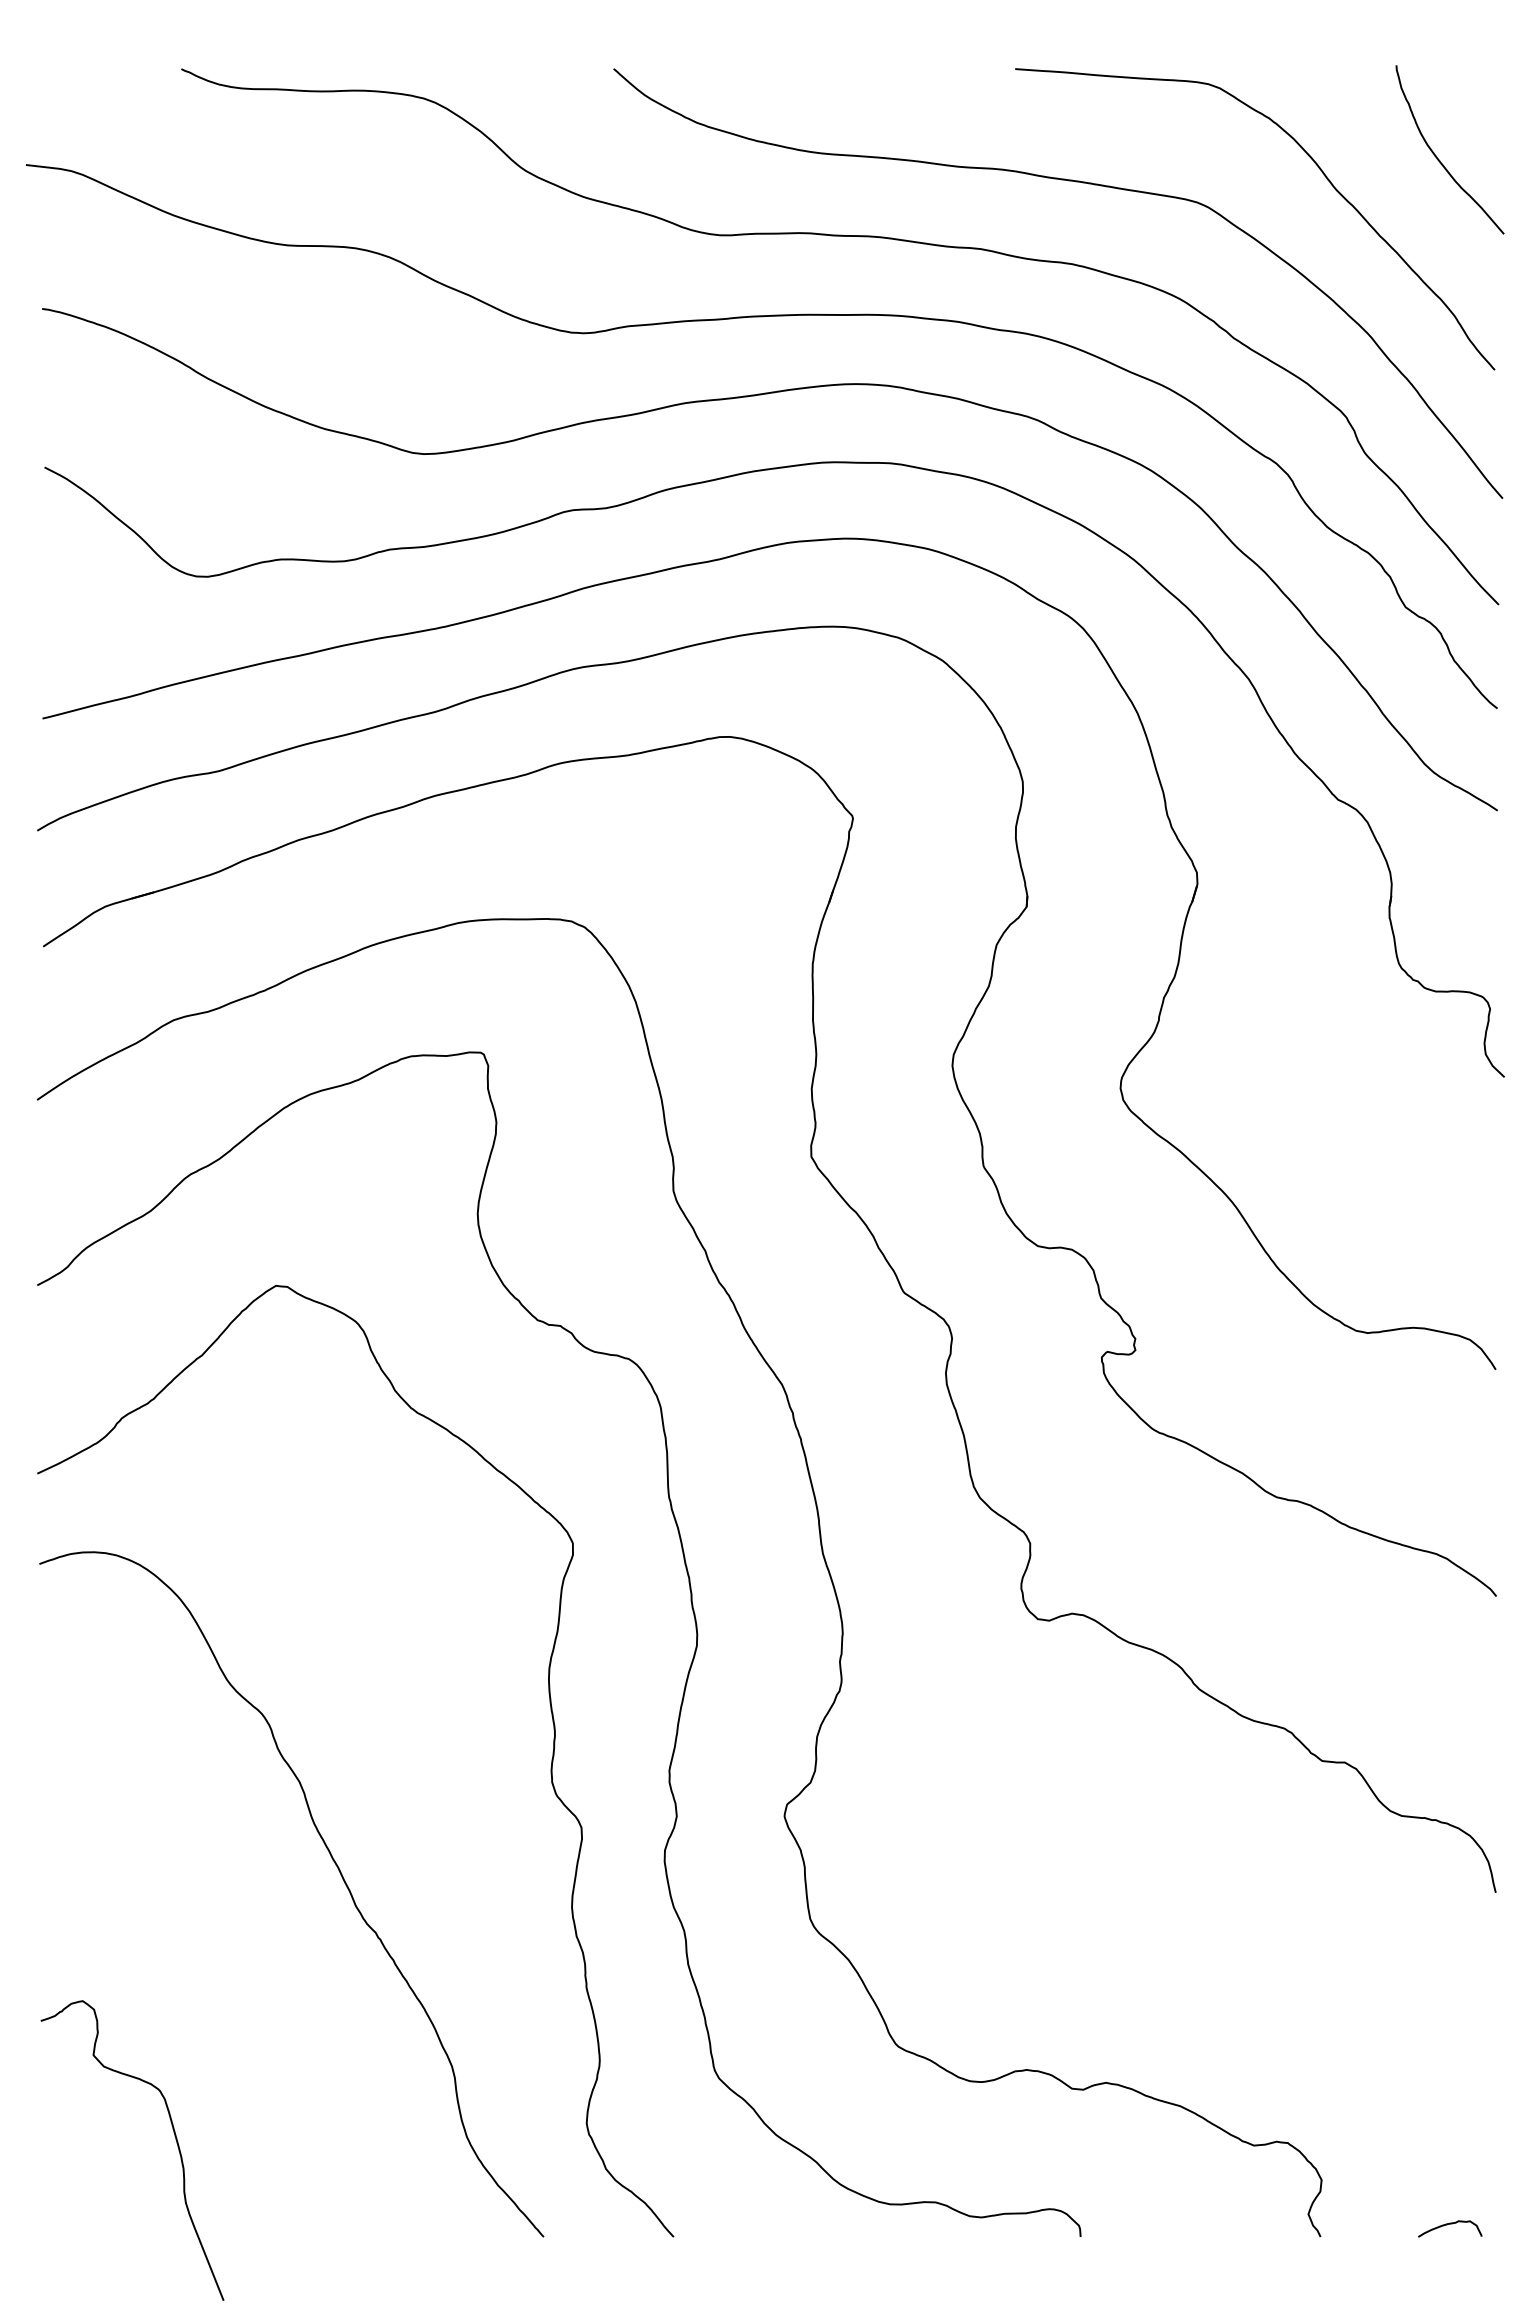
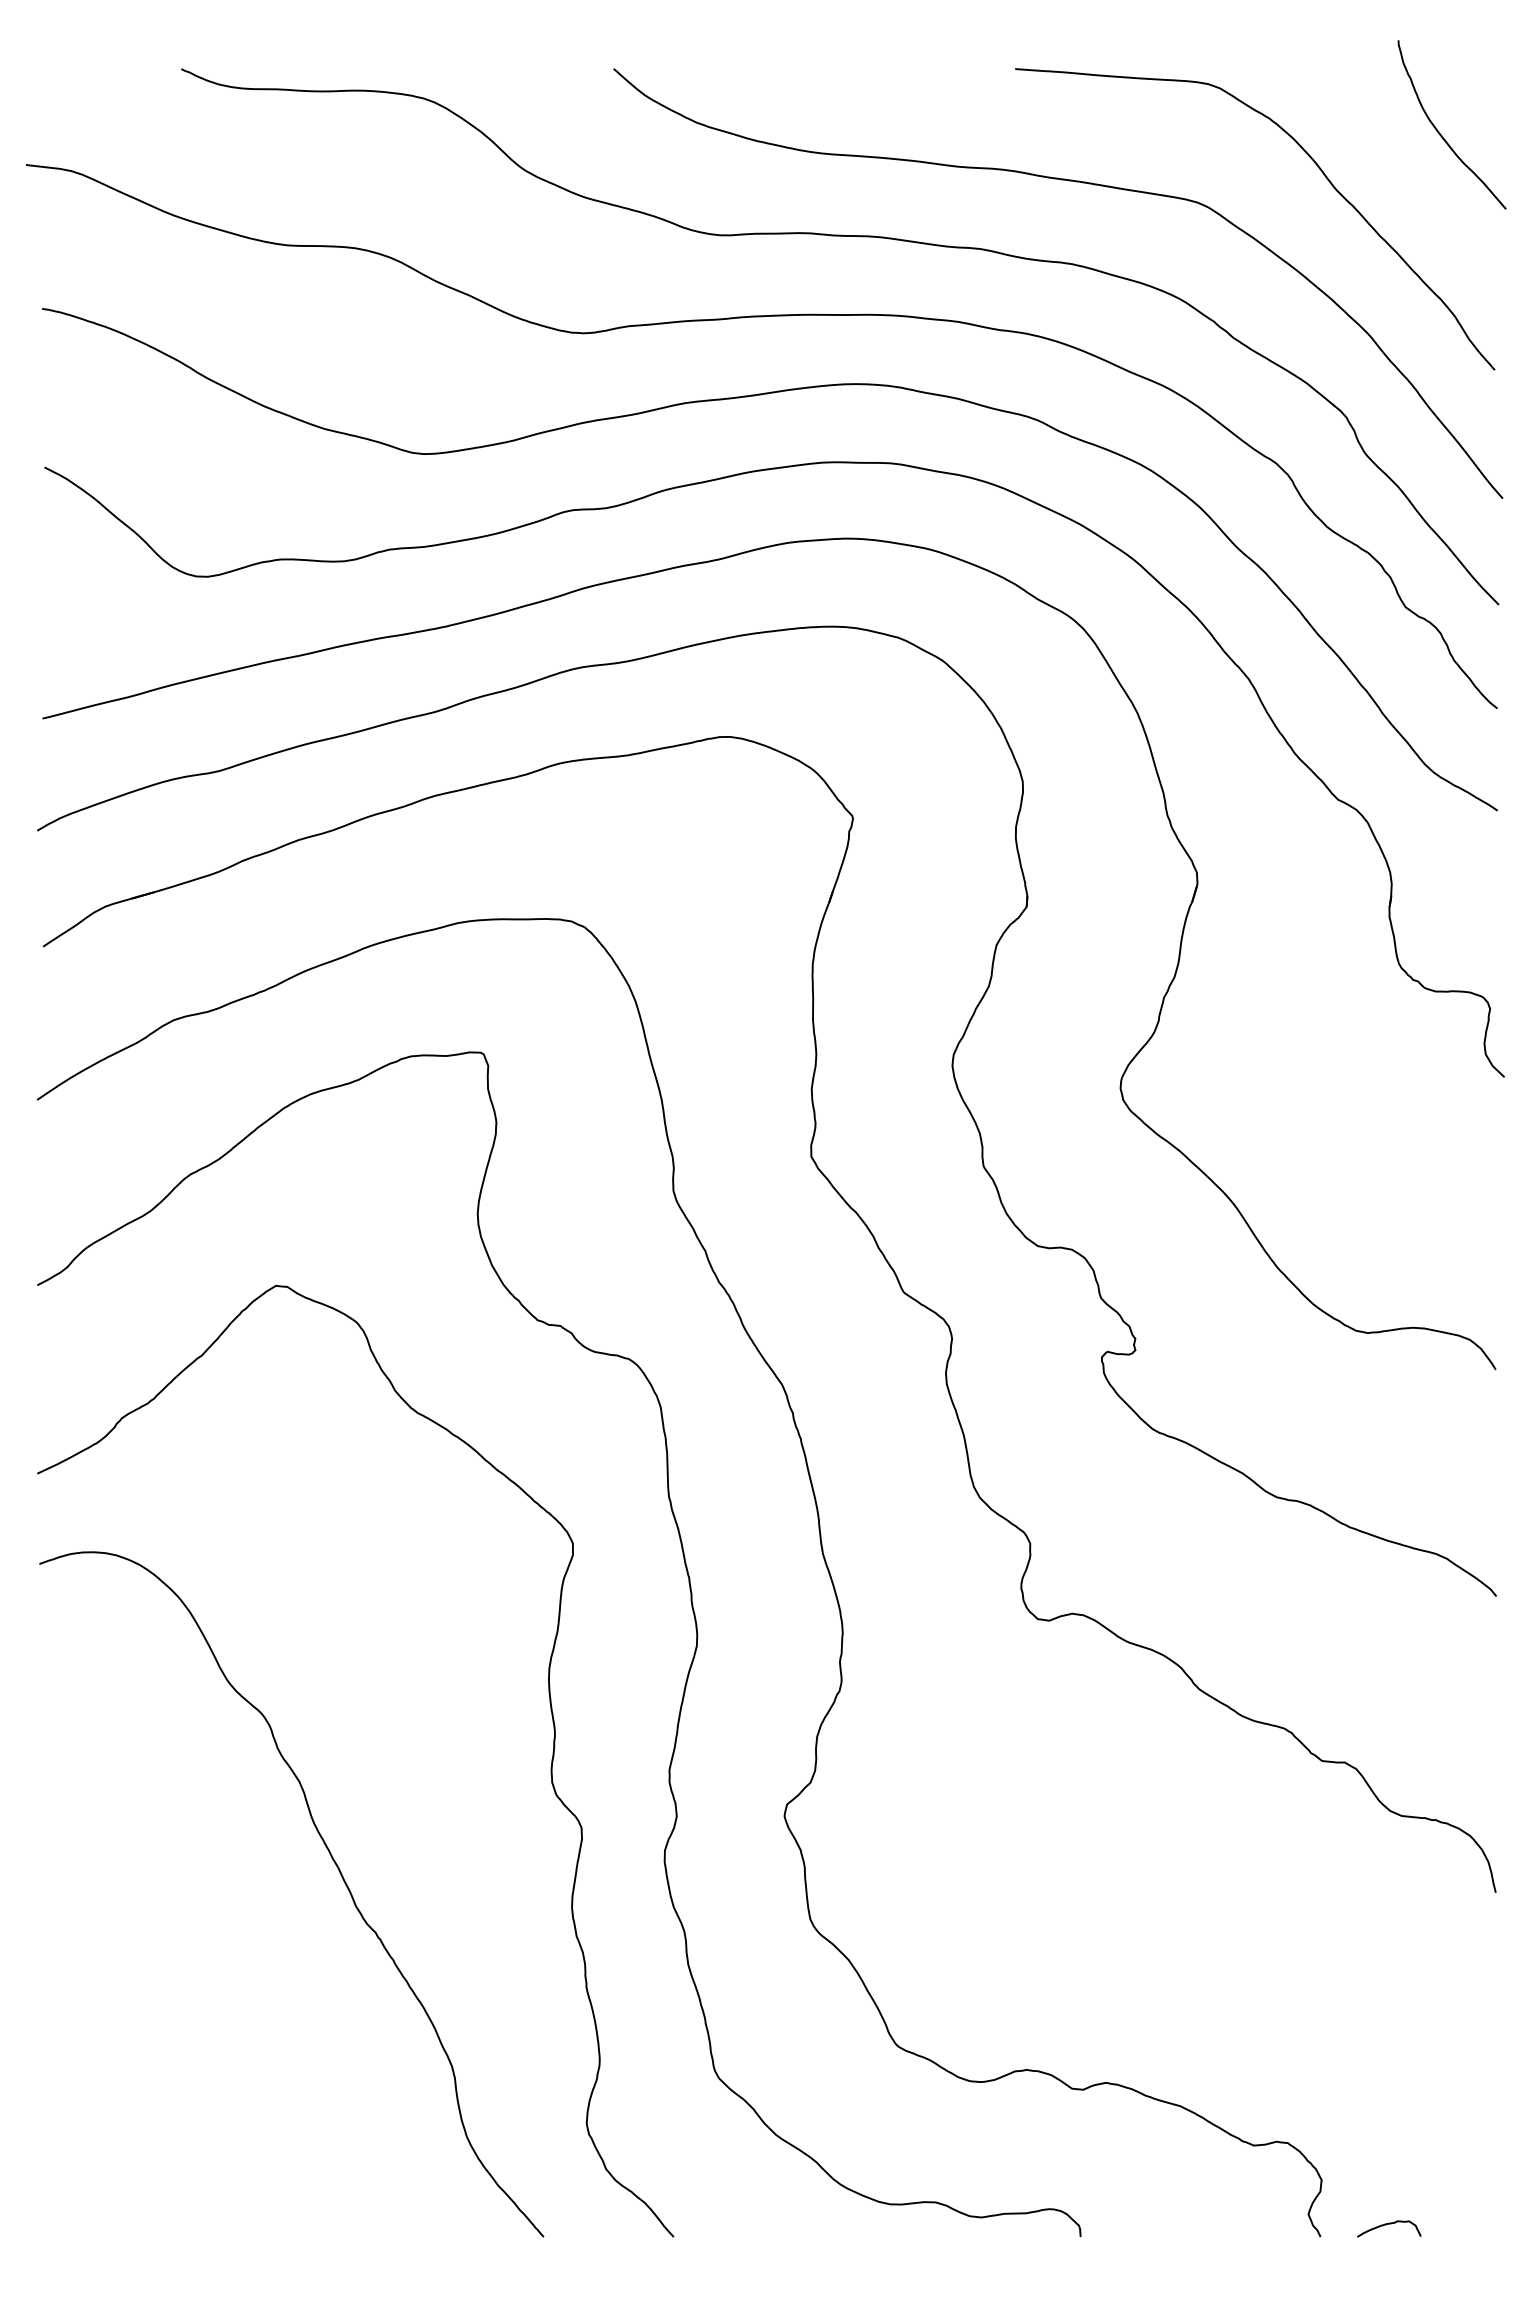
curve position: (1437, 156) -> (1439, 131) (1439, 131)
curve: present -> none (174, 2136)
curve position: (1450, 2224) -> (1389, 2224) (1389, 2224)
